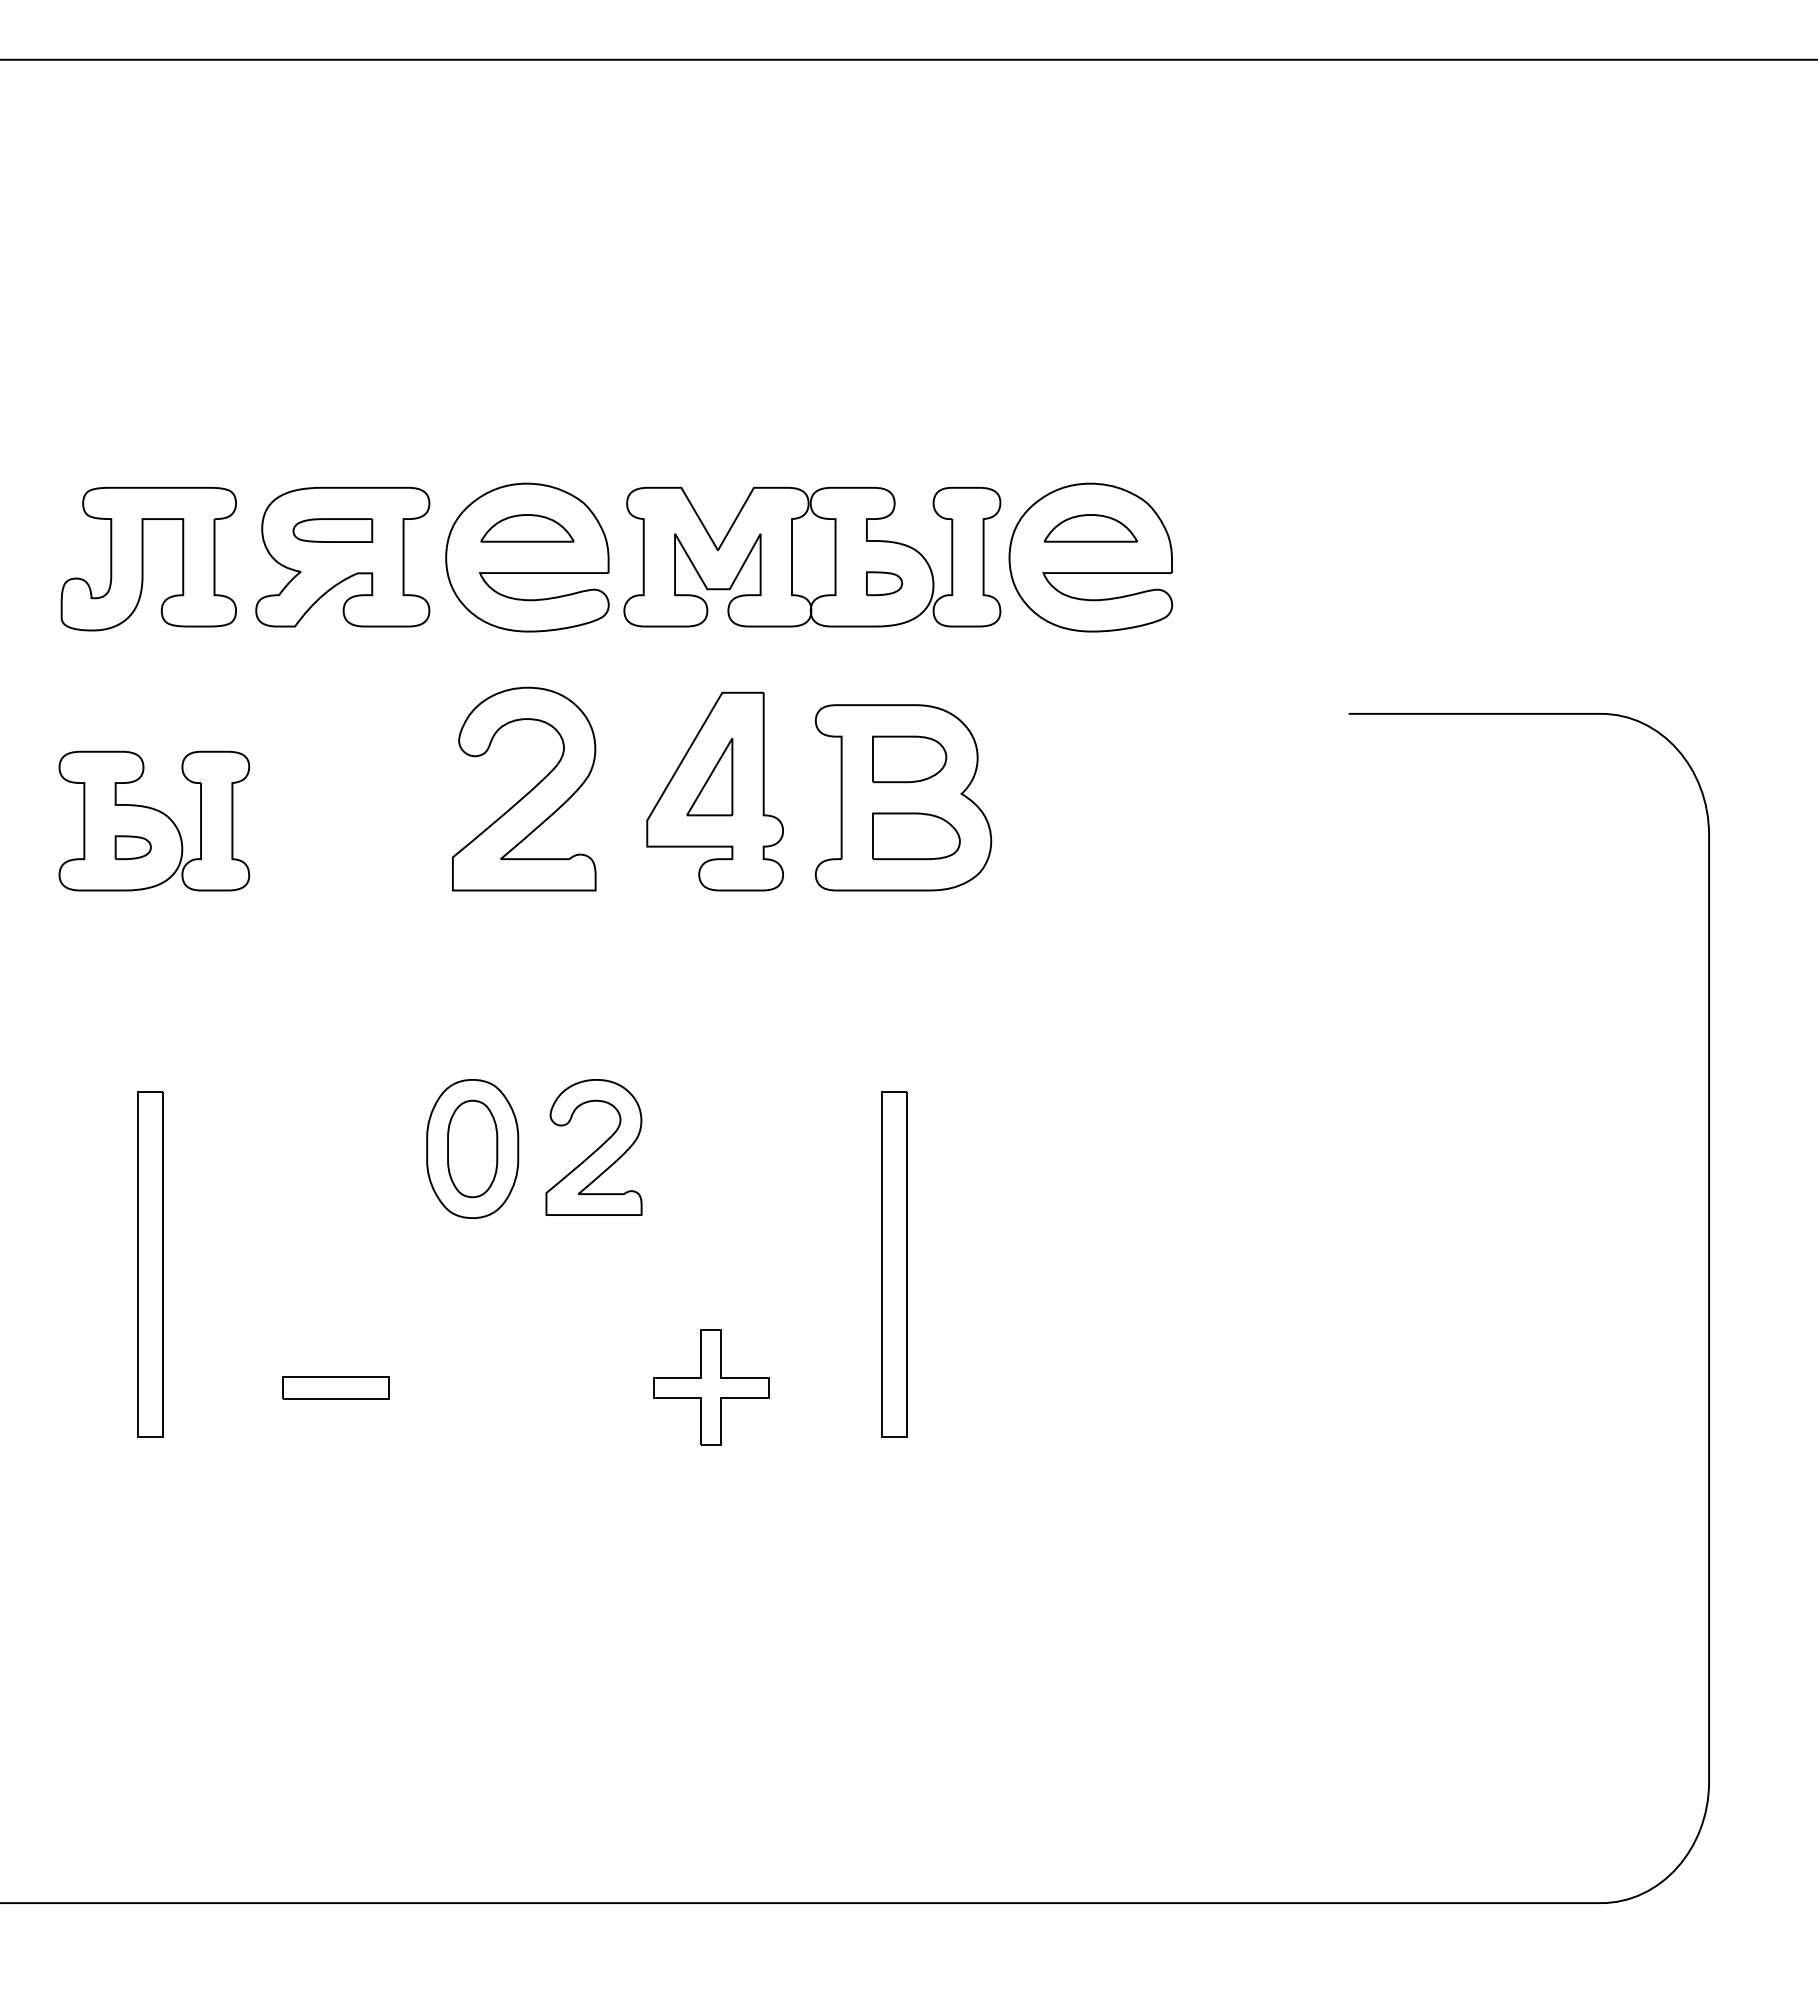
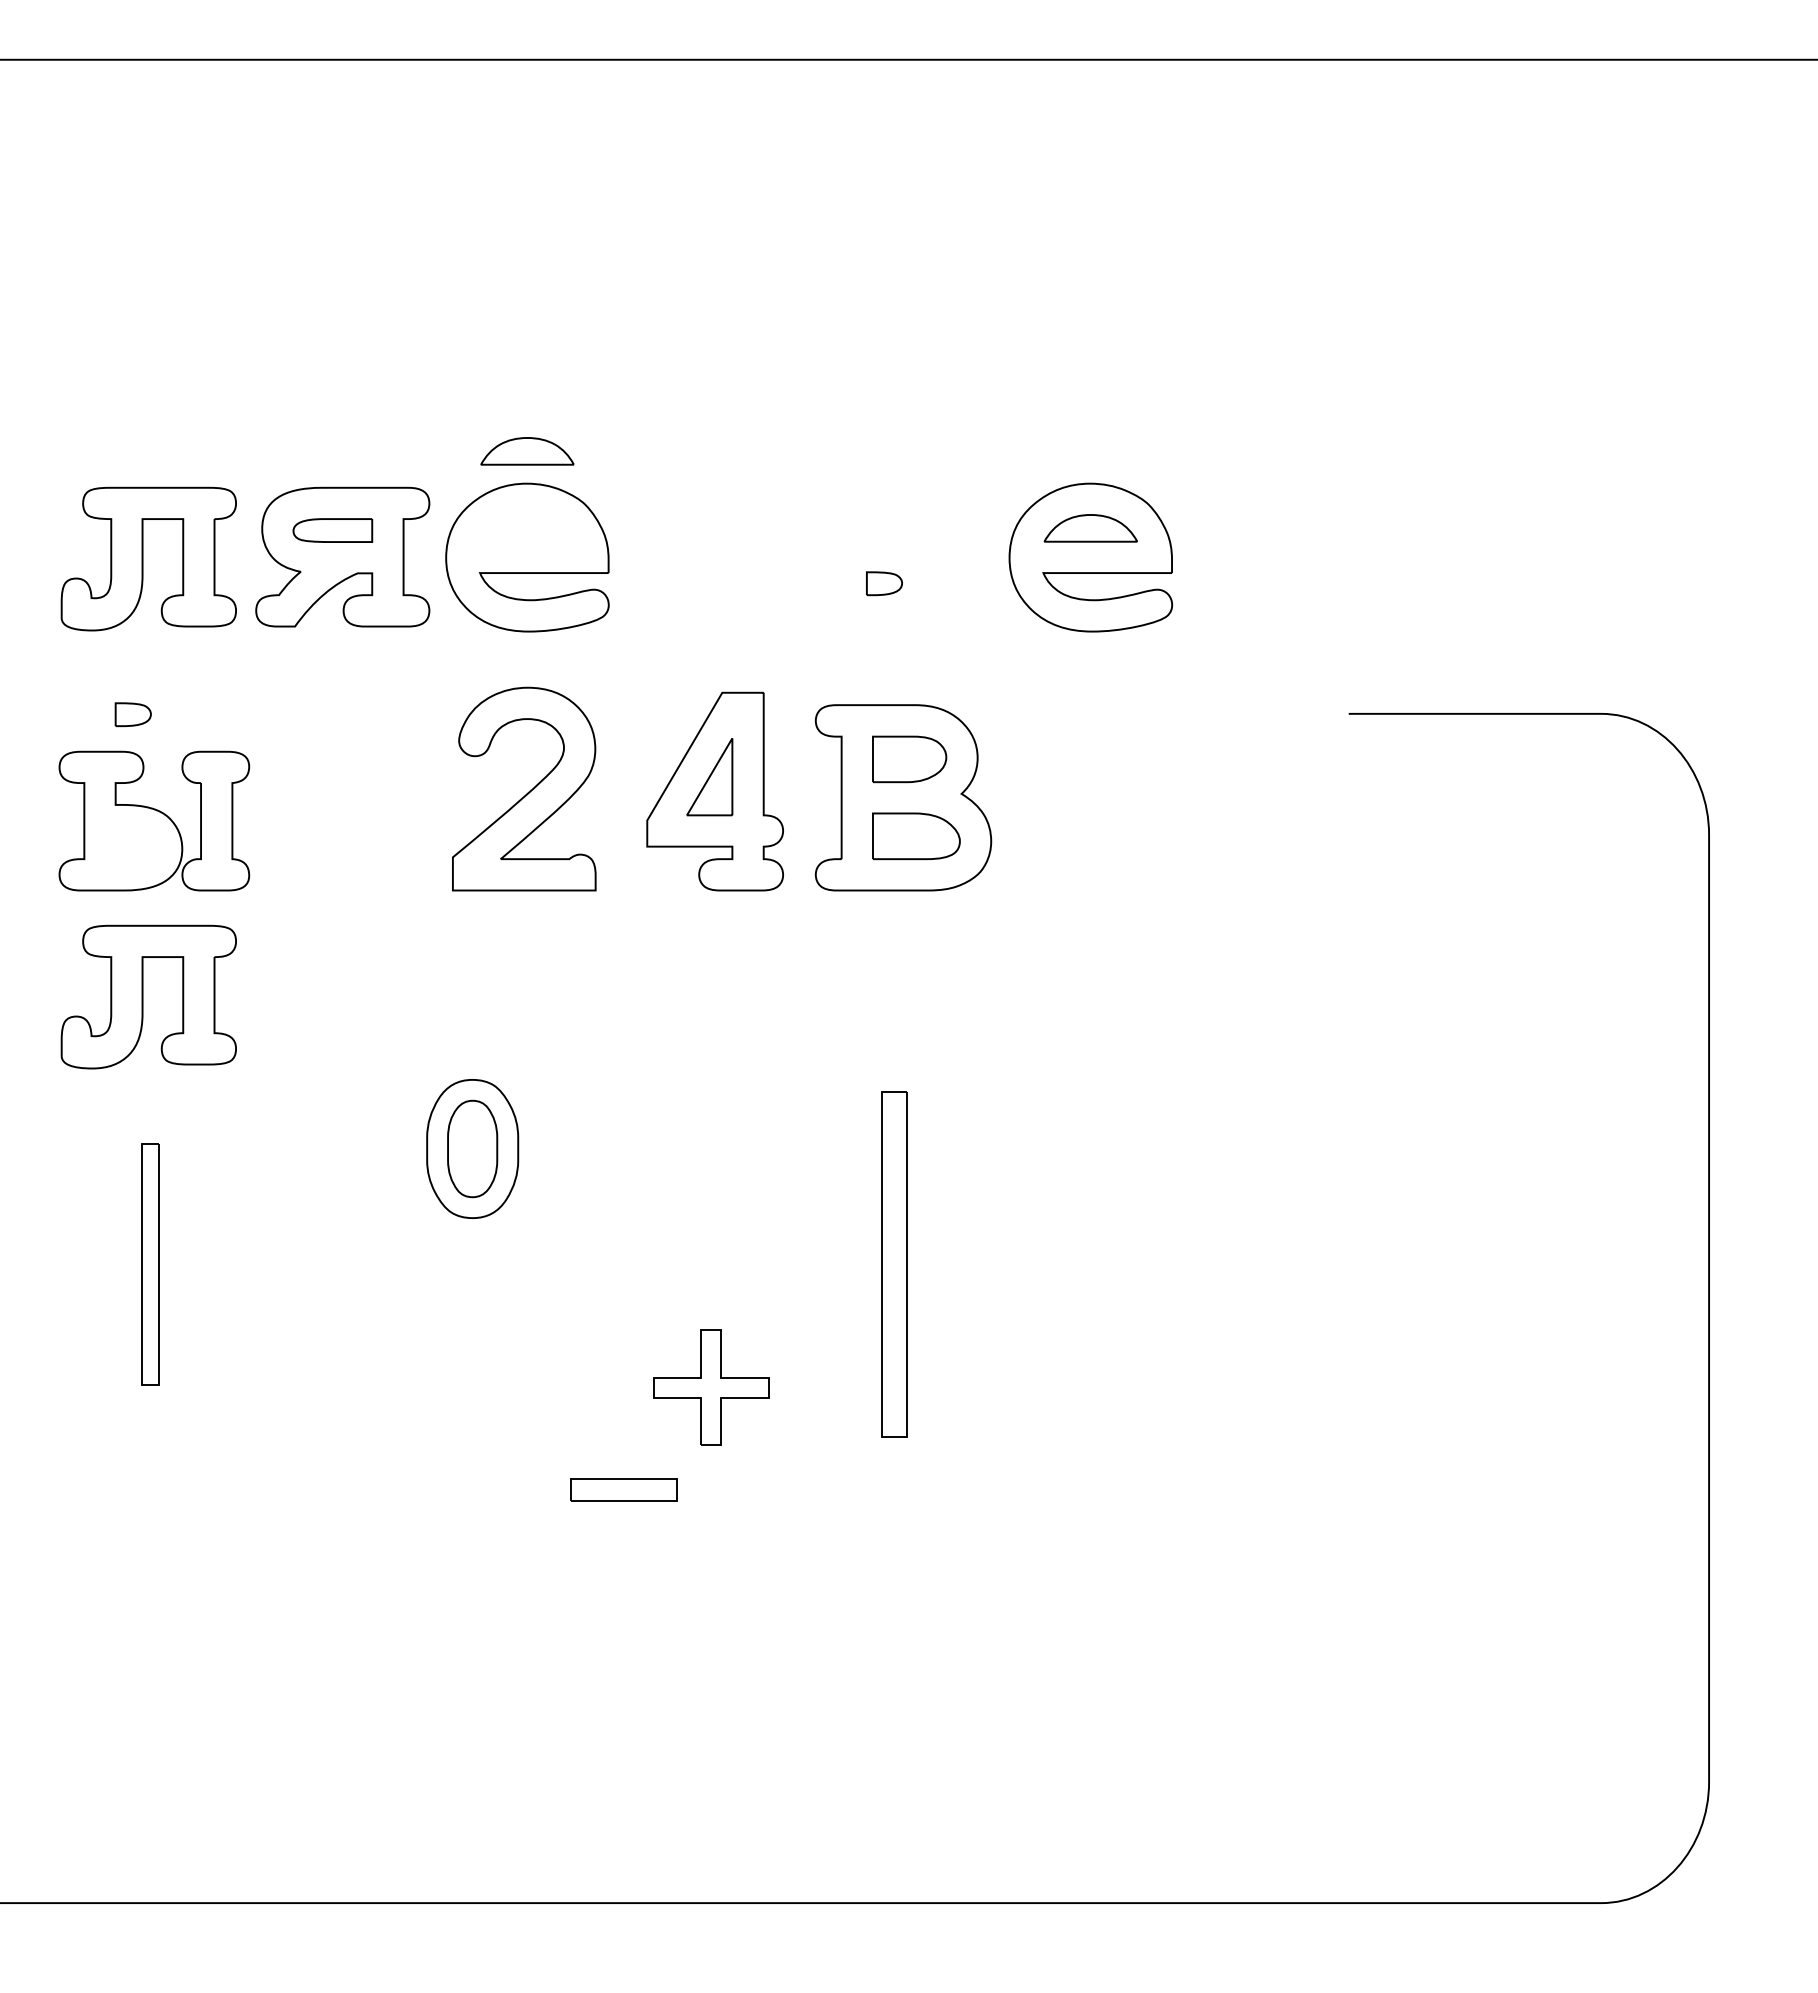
part position: (527, 528) -> (527, 451) (527, 451)
part: present -> none (812, 556)
part position: (132, 847) -> (132, 714) (132, 714)
part: none -> present (148, 996)
part: present -> none (593, 1147)
part size: 27x347 px -> 19x243 px (150, 1264)
part position: (335, 1387) -> (623, 1489) (623, 1489)
